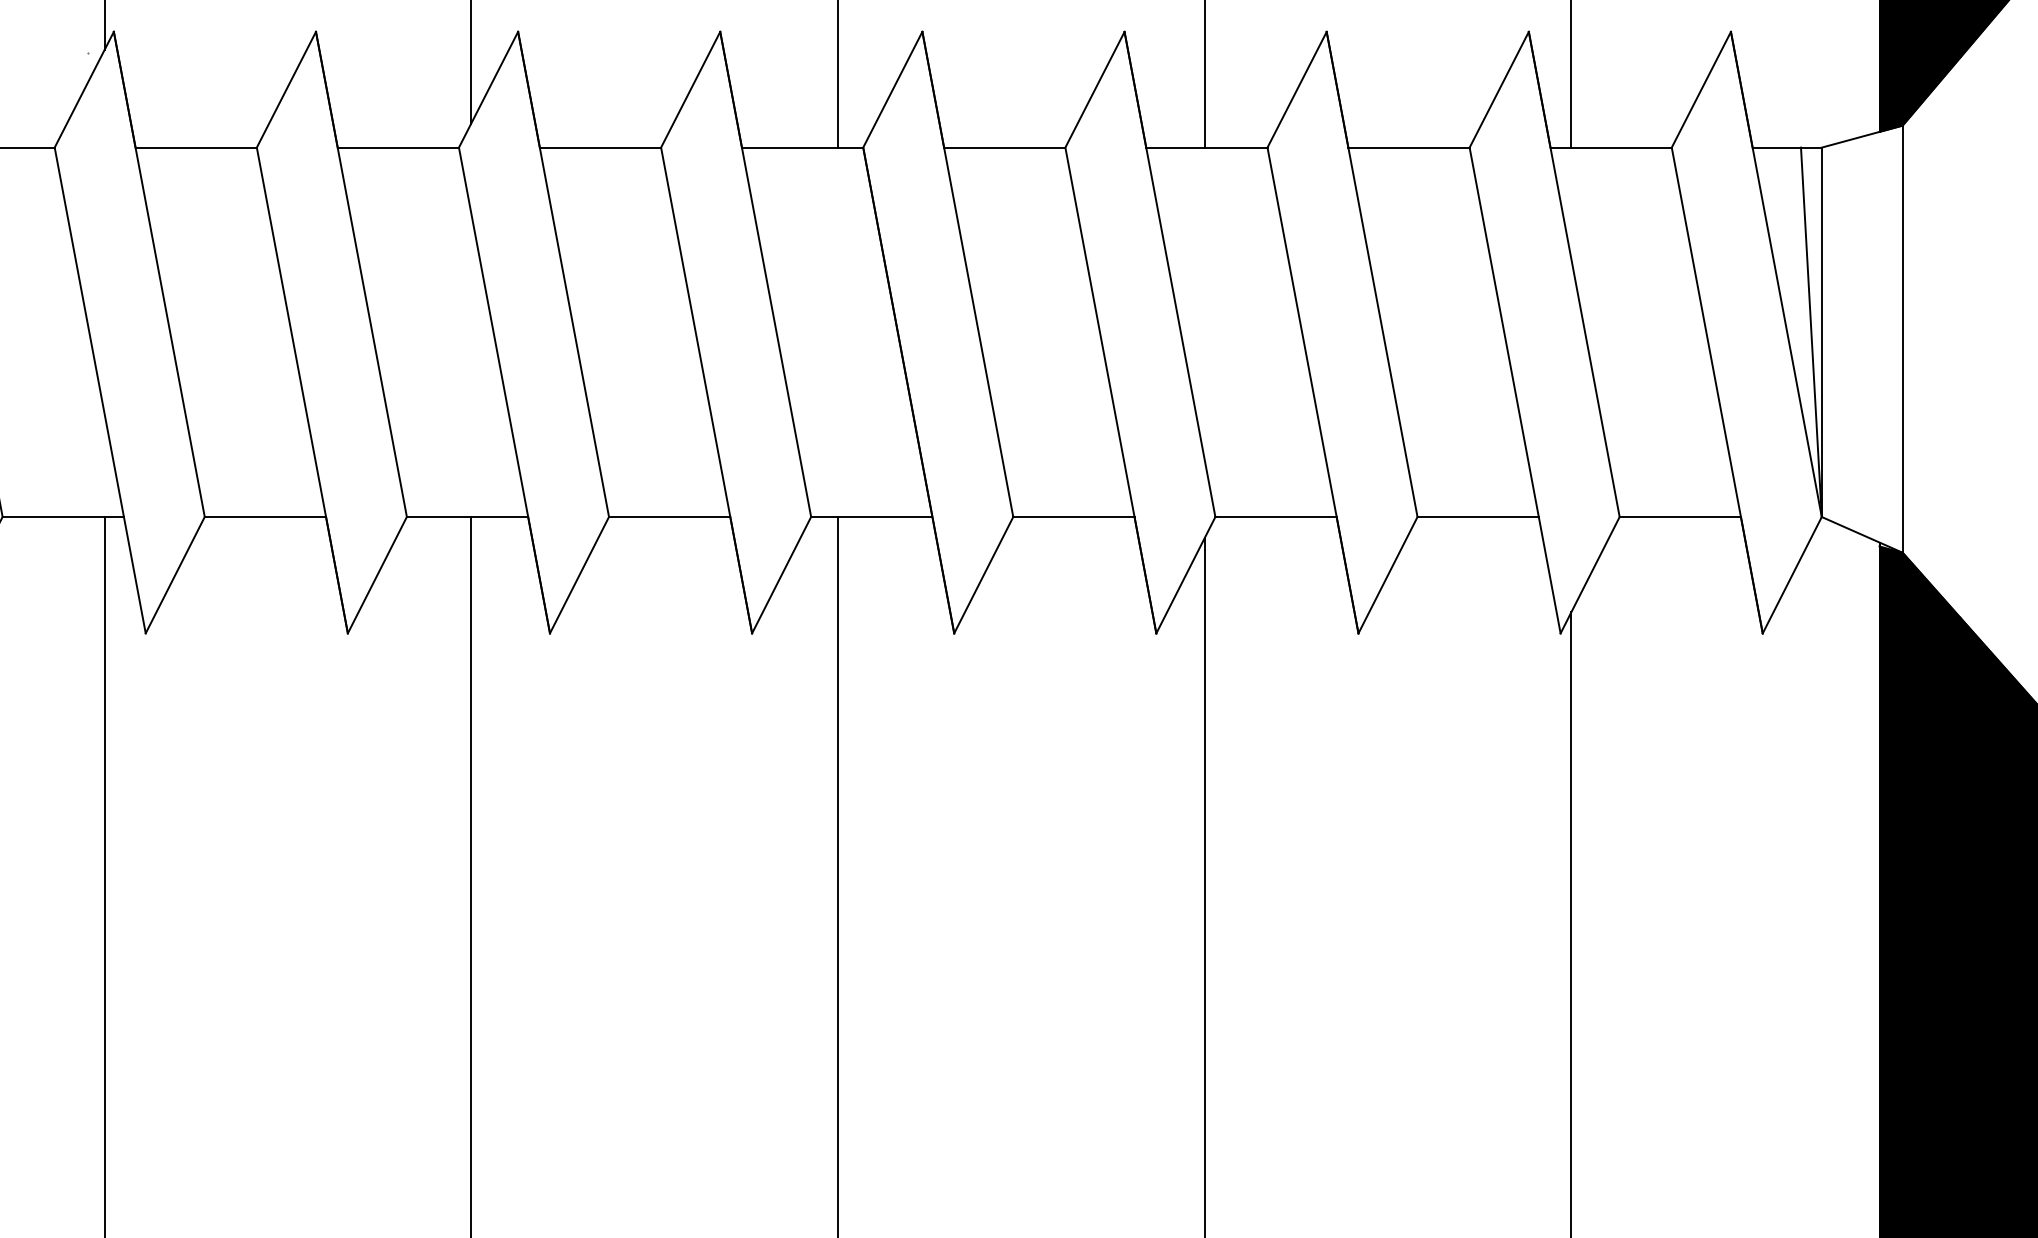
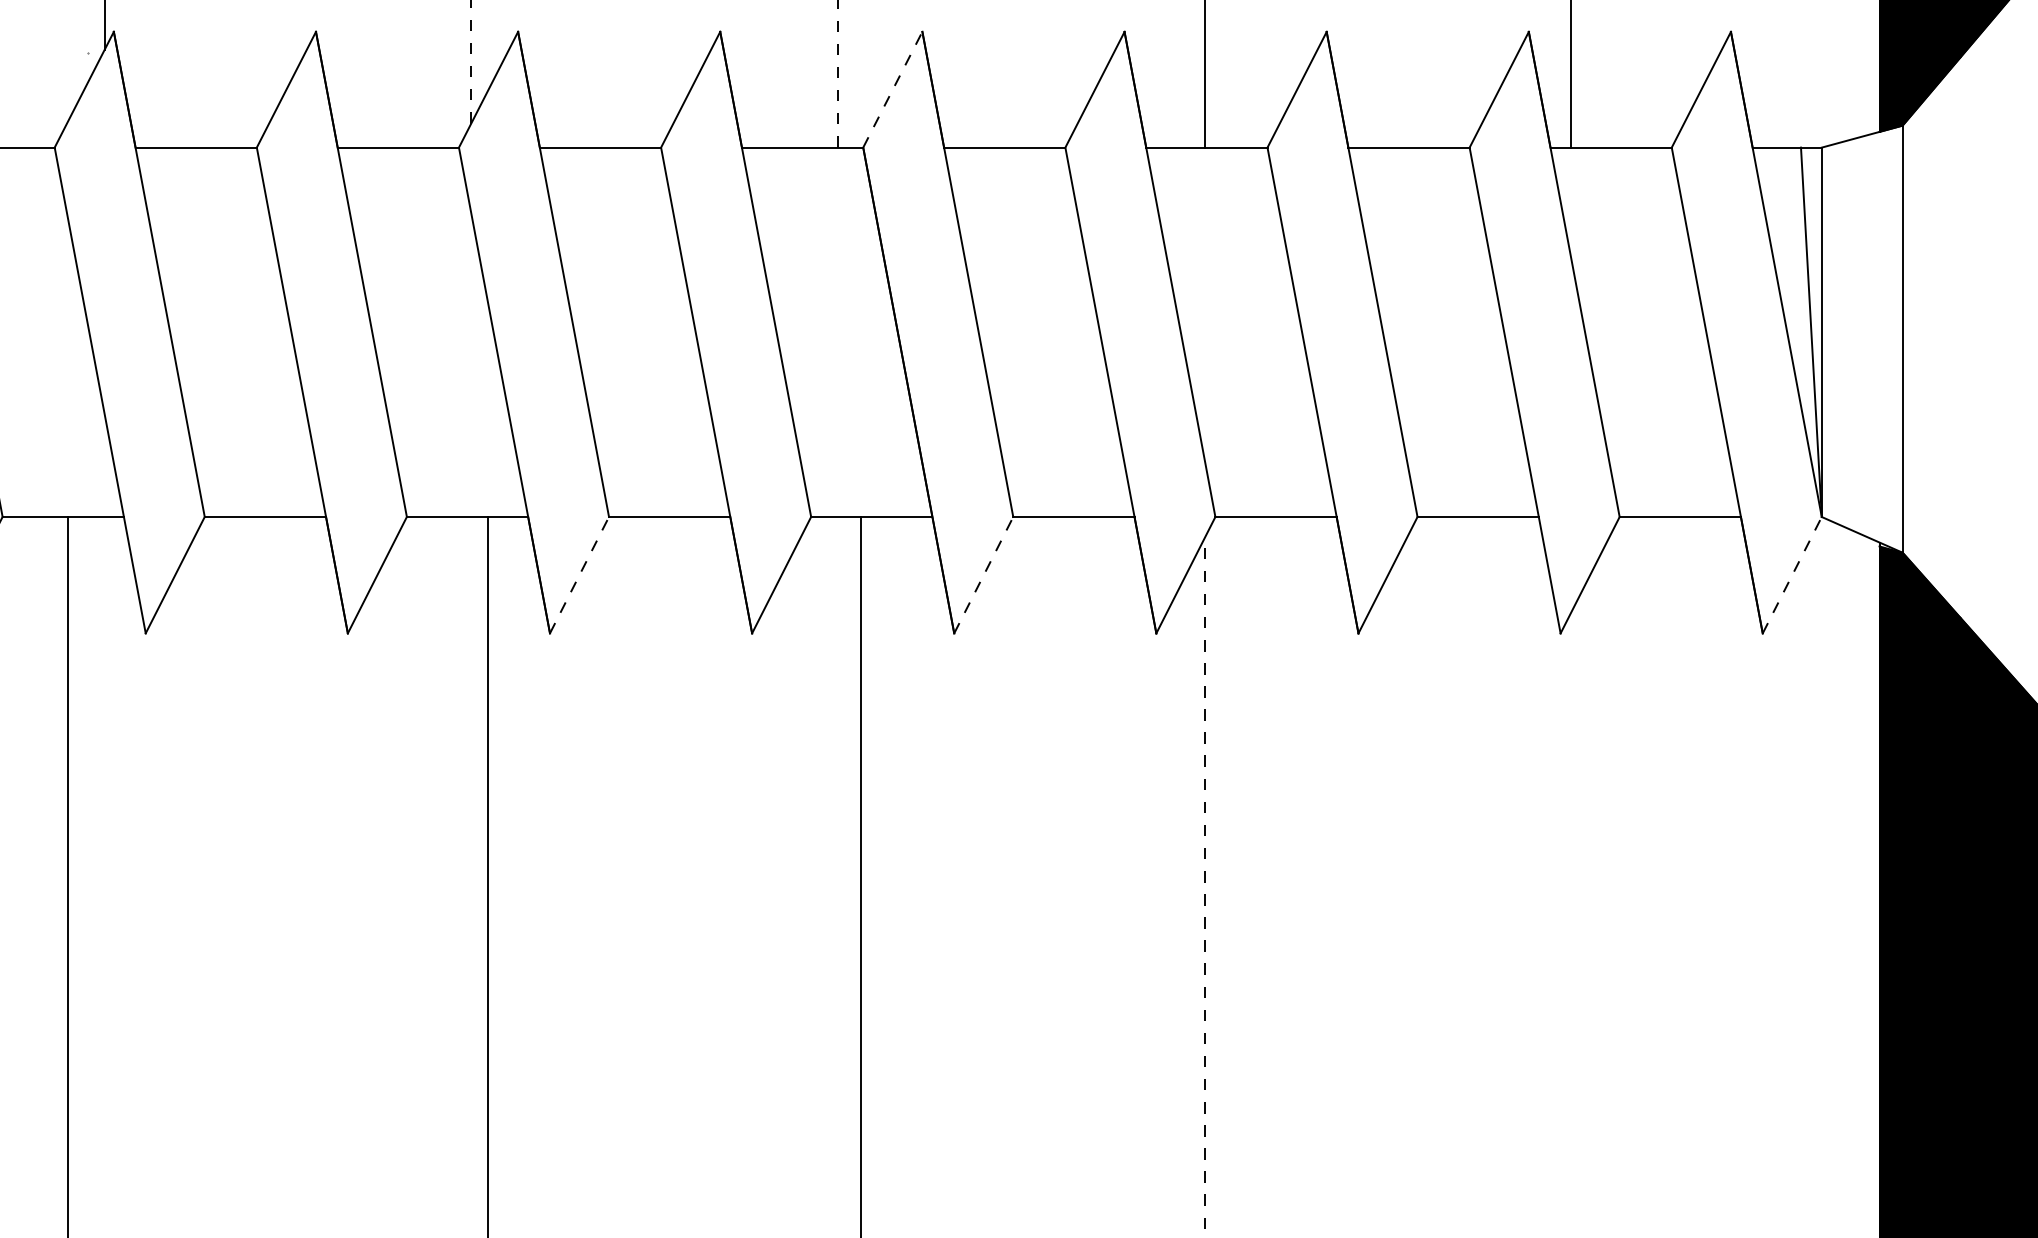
line: solid -> dashed (471, 61)
line: solid -> dashed (838, 73)
line: solid -> dashed (892, 89)
line: solid -> dashed (579, 574)
line: solid -> dashed (983, 574)
line: solid -> dashed (1792, 574)
line position: (104, 875) -> (67, 875) (67, 875)
line position: (471, 875) -> (488, 875) (488, 875)
line position: (838, 875) -> (861, 875) (861, 875)
line: solid -> dashed (1204, 887)
line: present -> none (1571, 923)
